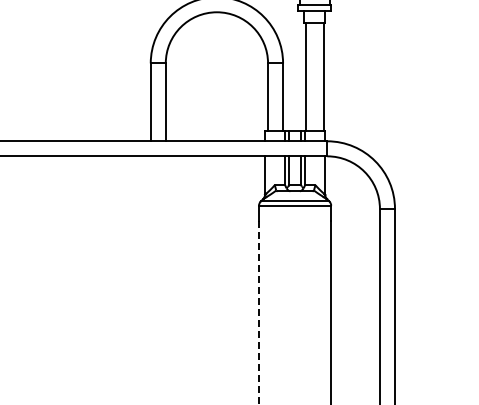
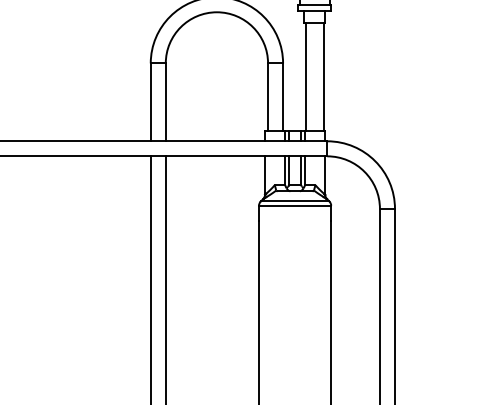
line: none -> present (150, 278)
line: none -> present (165, 278)
line: dashed -> solid (259, 313)
